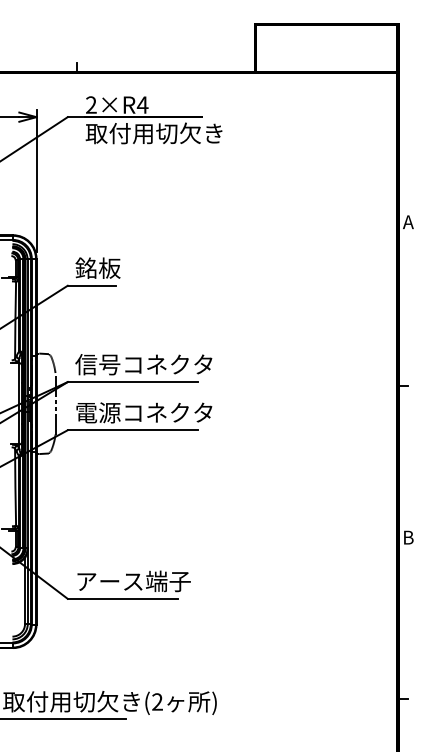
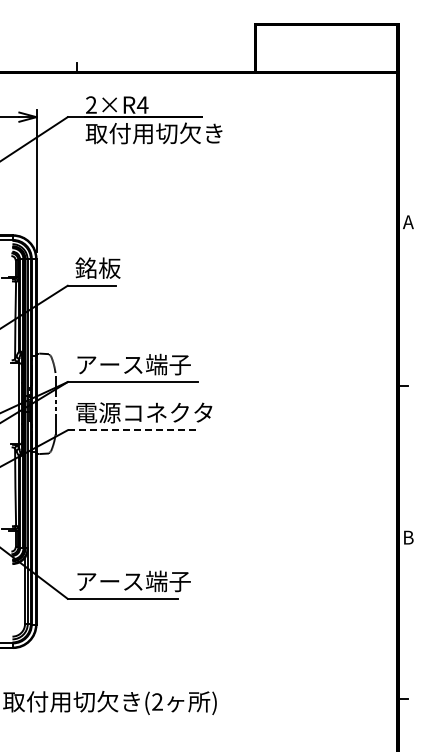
text: 信号コネクタ -> アース端子 (143, 364)
line: solid -> dashed (133, 430)
line: present -> none (64, 719)
